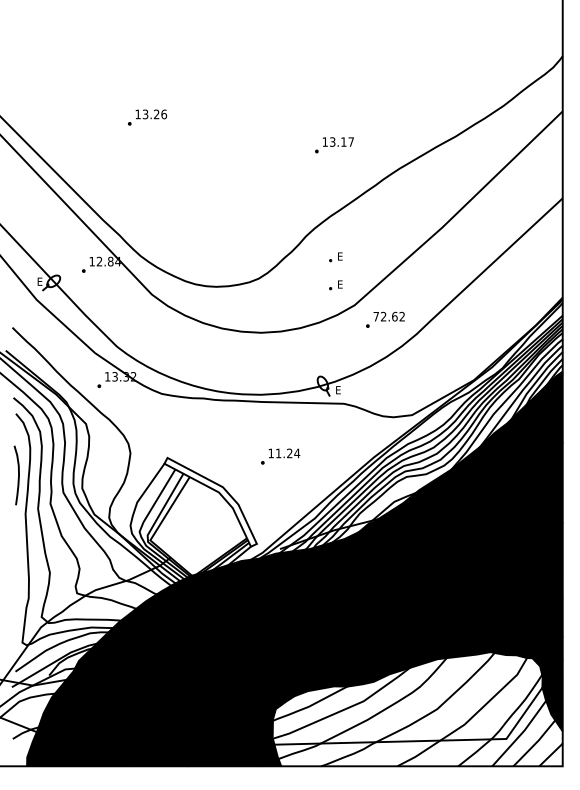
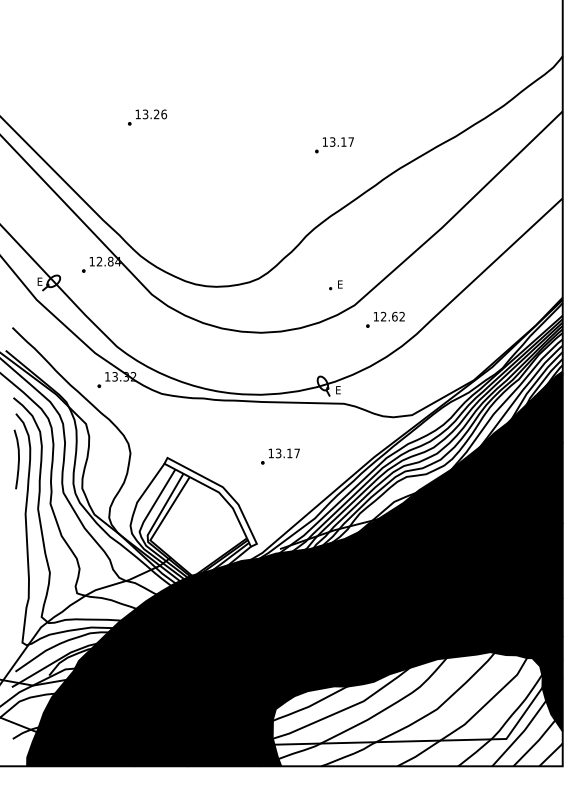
part: present -> none (335, 257)
text: 72.62 -> 12.62 (375, 316)
text: 11.24 -> 13.17 (287, 453)
curve position: (18, 475) -> (18, 459) (18, 459)
